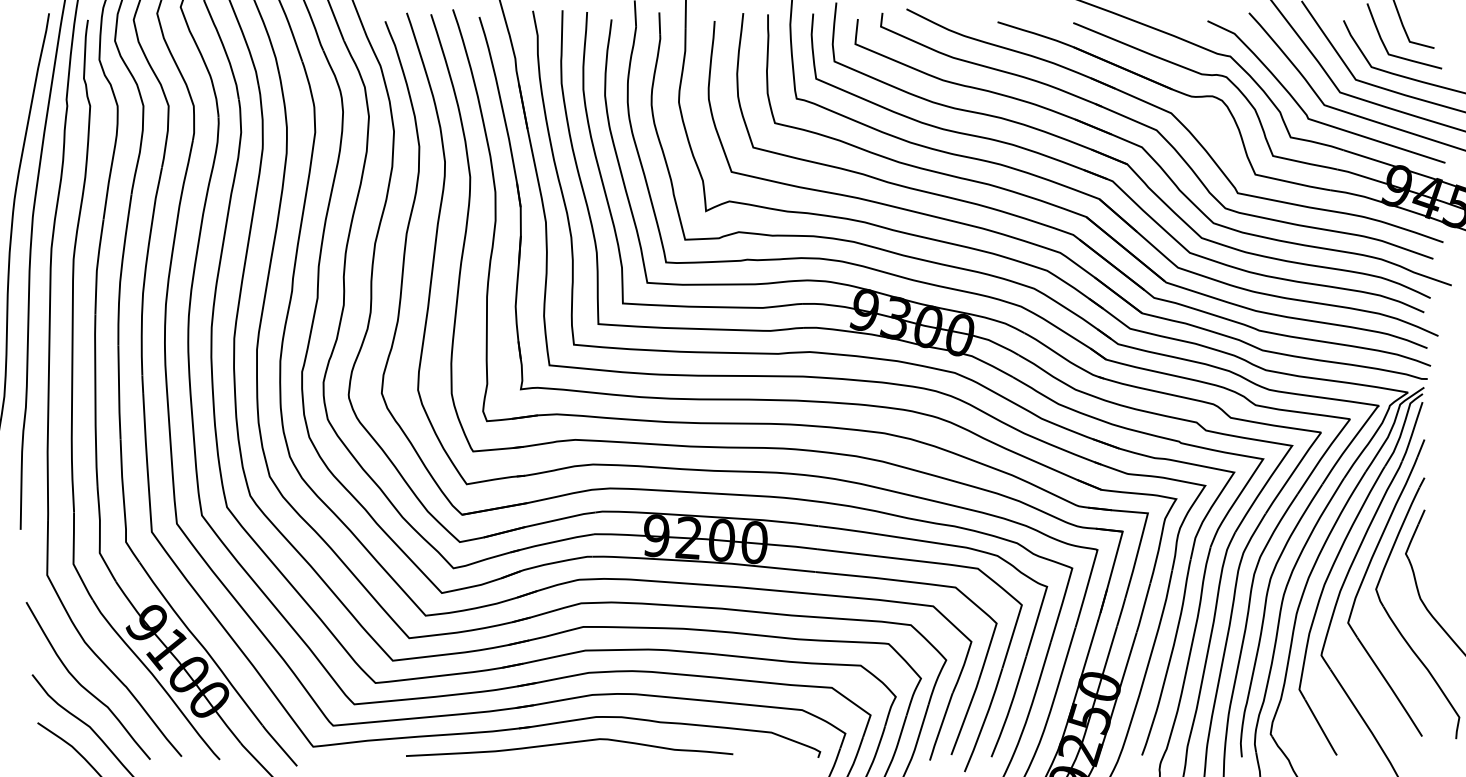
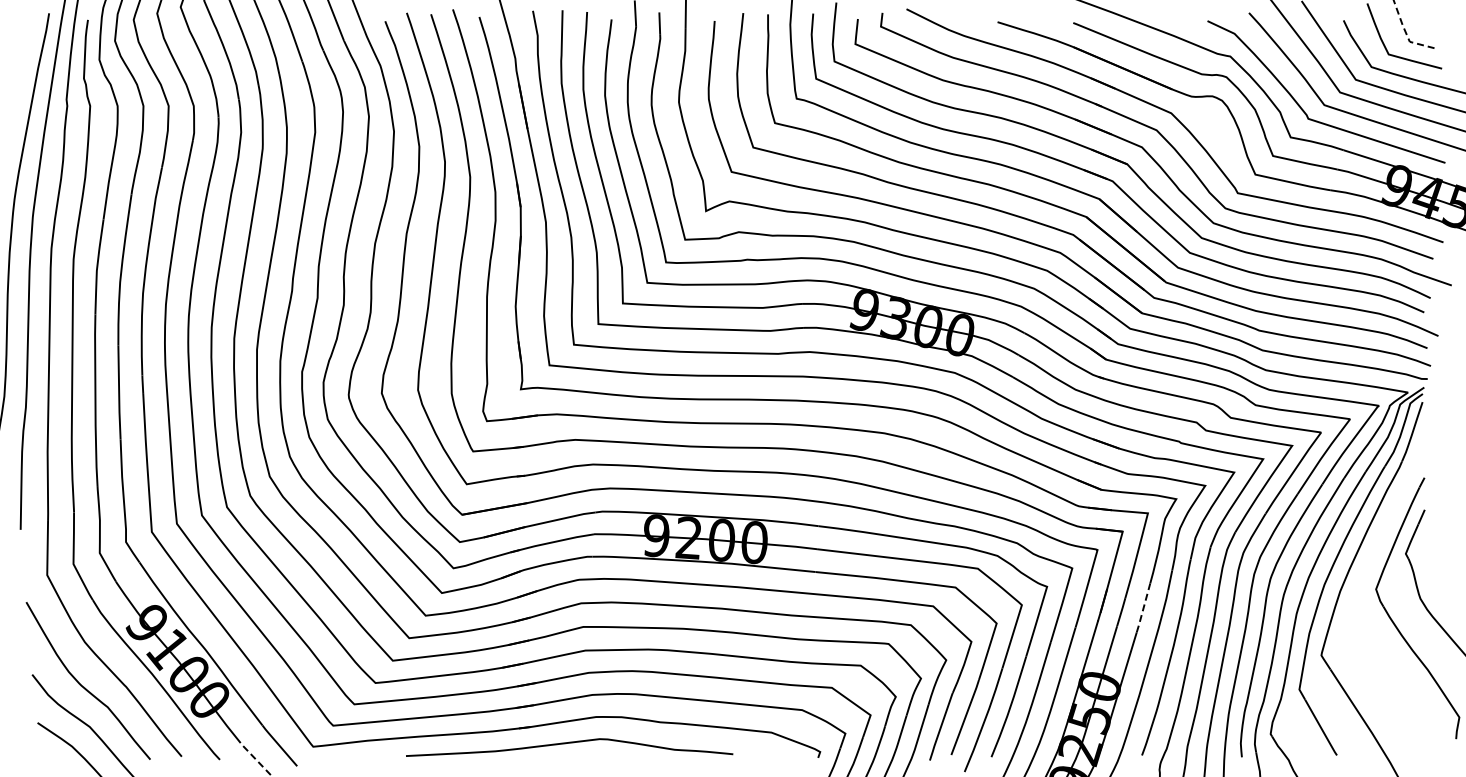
line: solid -> dashed (1405, 32)
part: present -> none (1364, 579)
line: solid -> dashed (1143, 608)
line: solid -> dashed (255, 758)
